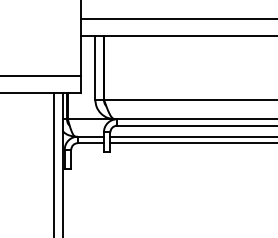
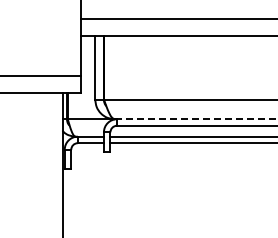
line: solid -> dashed (196, 119)
line: present -> none (53, 163)
